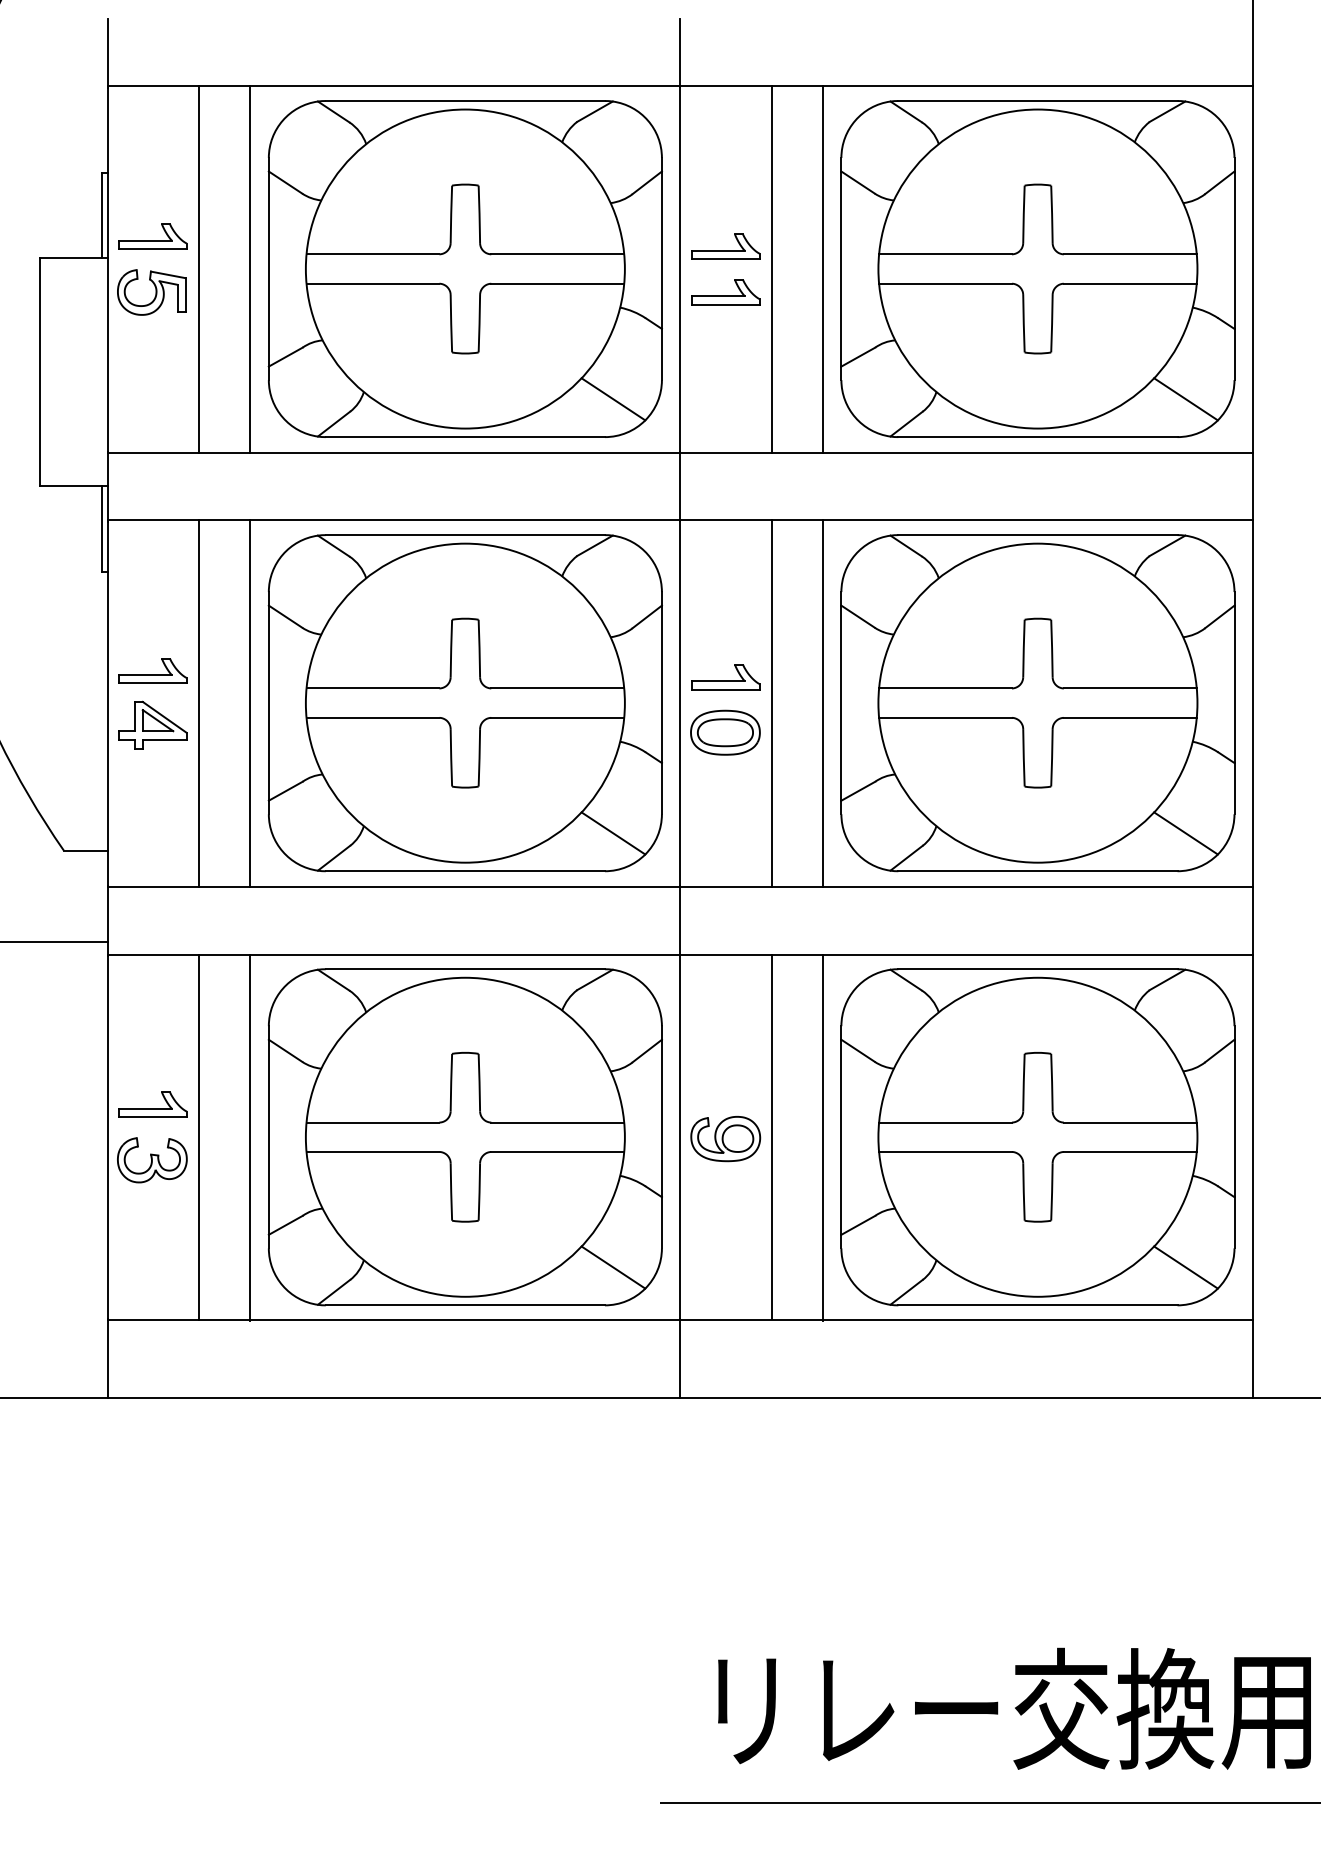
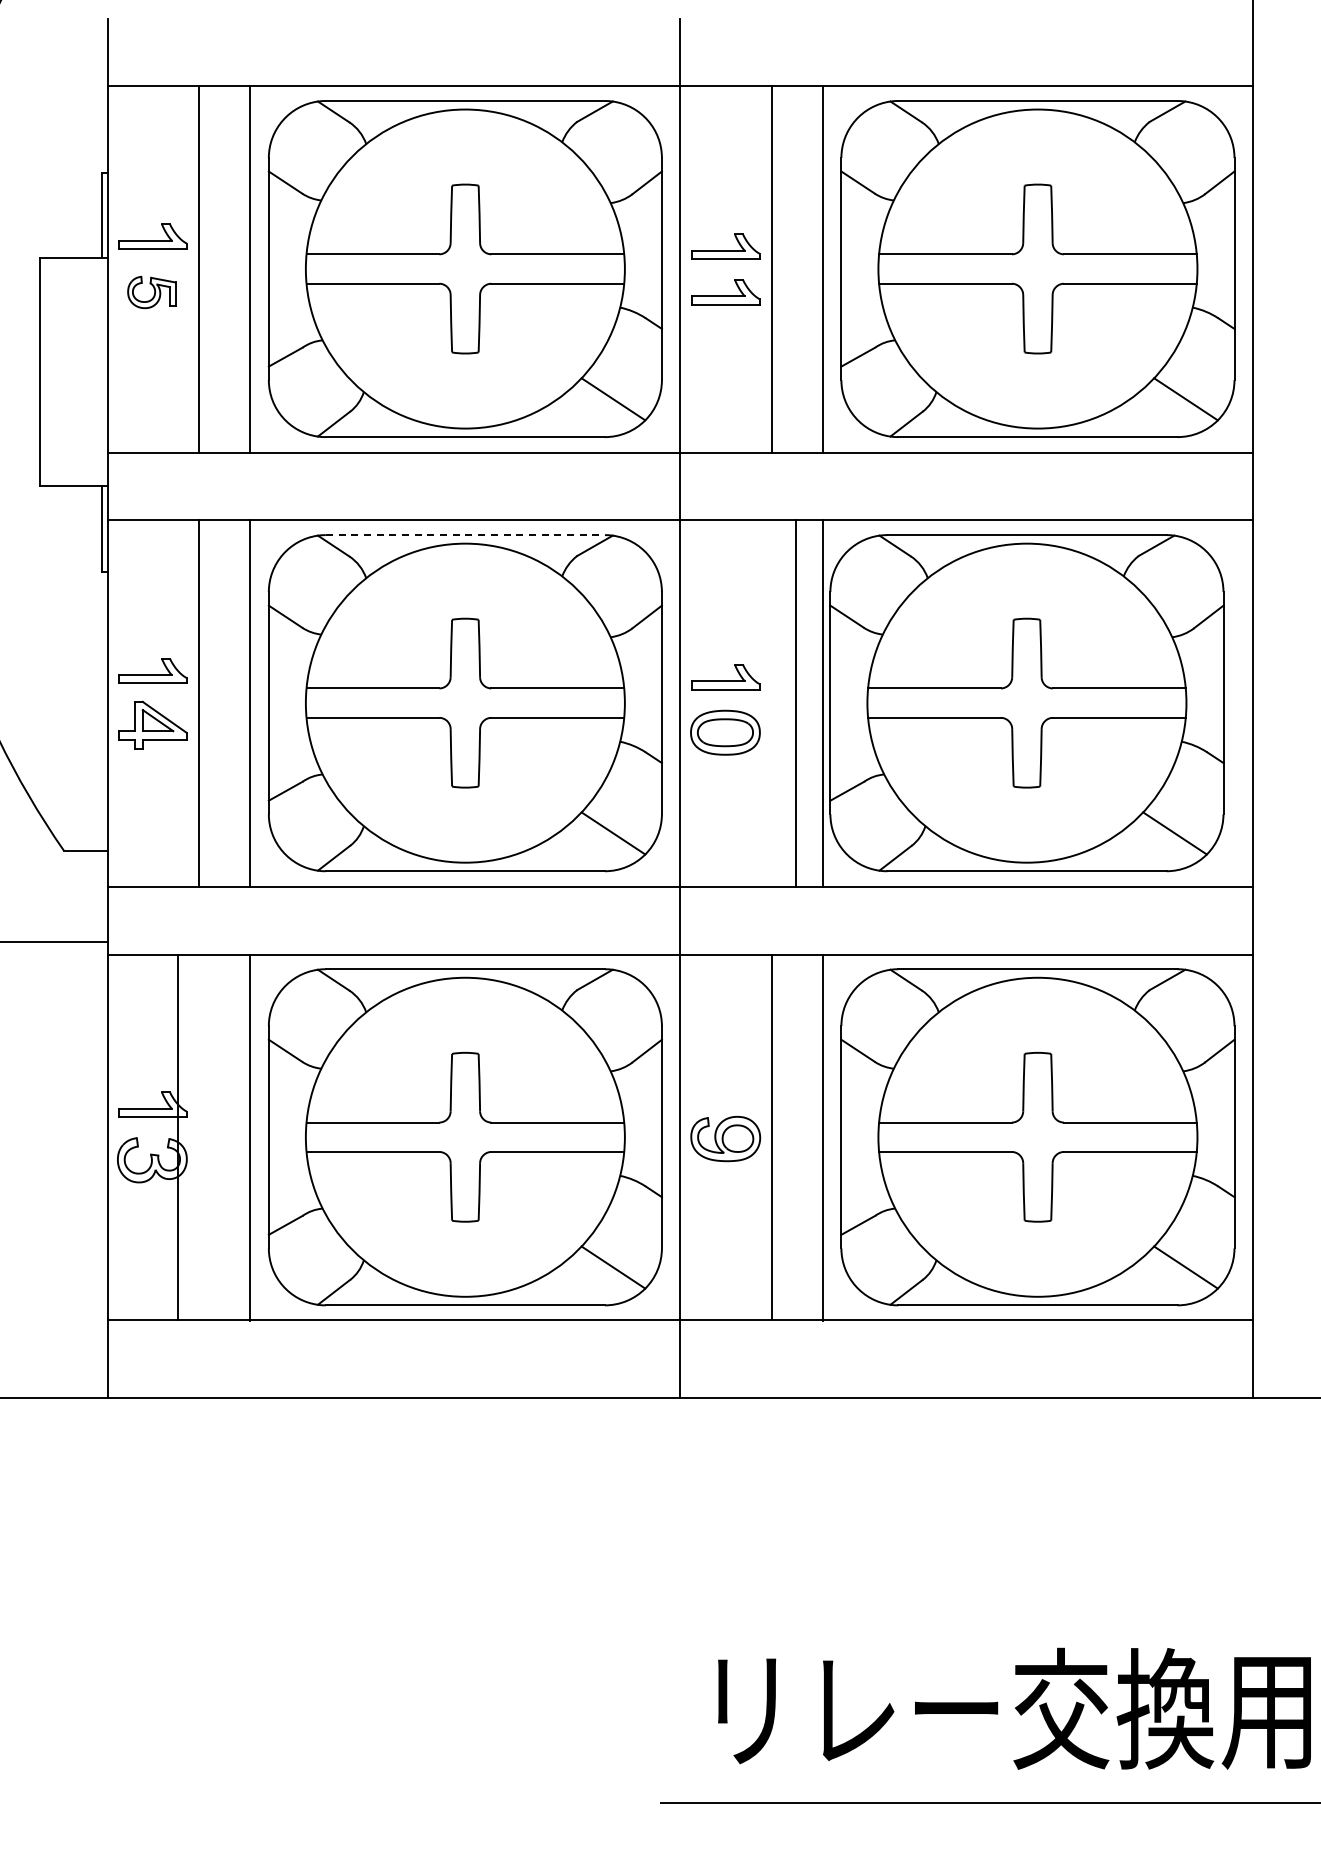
part size: 70x47 px -> 50x35 px (151, 292)
line: solid -> dashed (465, 535)
line position: (771, 703) -> (795, 703) (795, 703)
part position: (1037, 703) -> (1026, 703) (1026, 703)
line position: (199, 1137) -> (178, 1137) (178, 1137)
